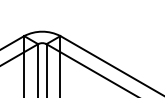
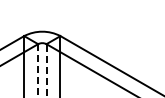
line: solid -> dashed (46, 70)
line: solid -> dashed (38, 71)
